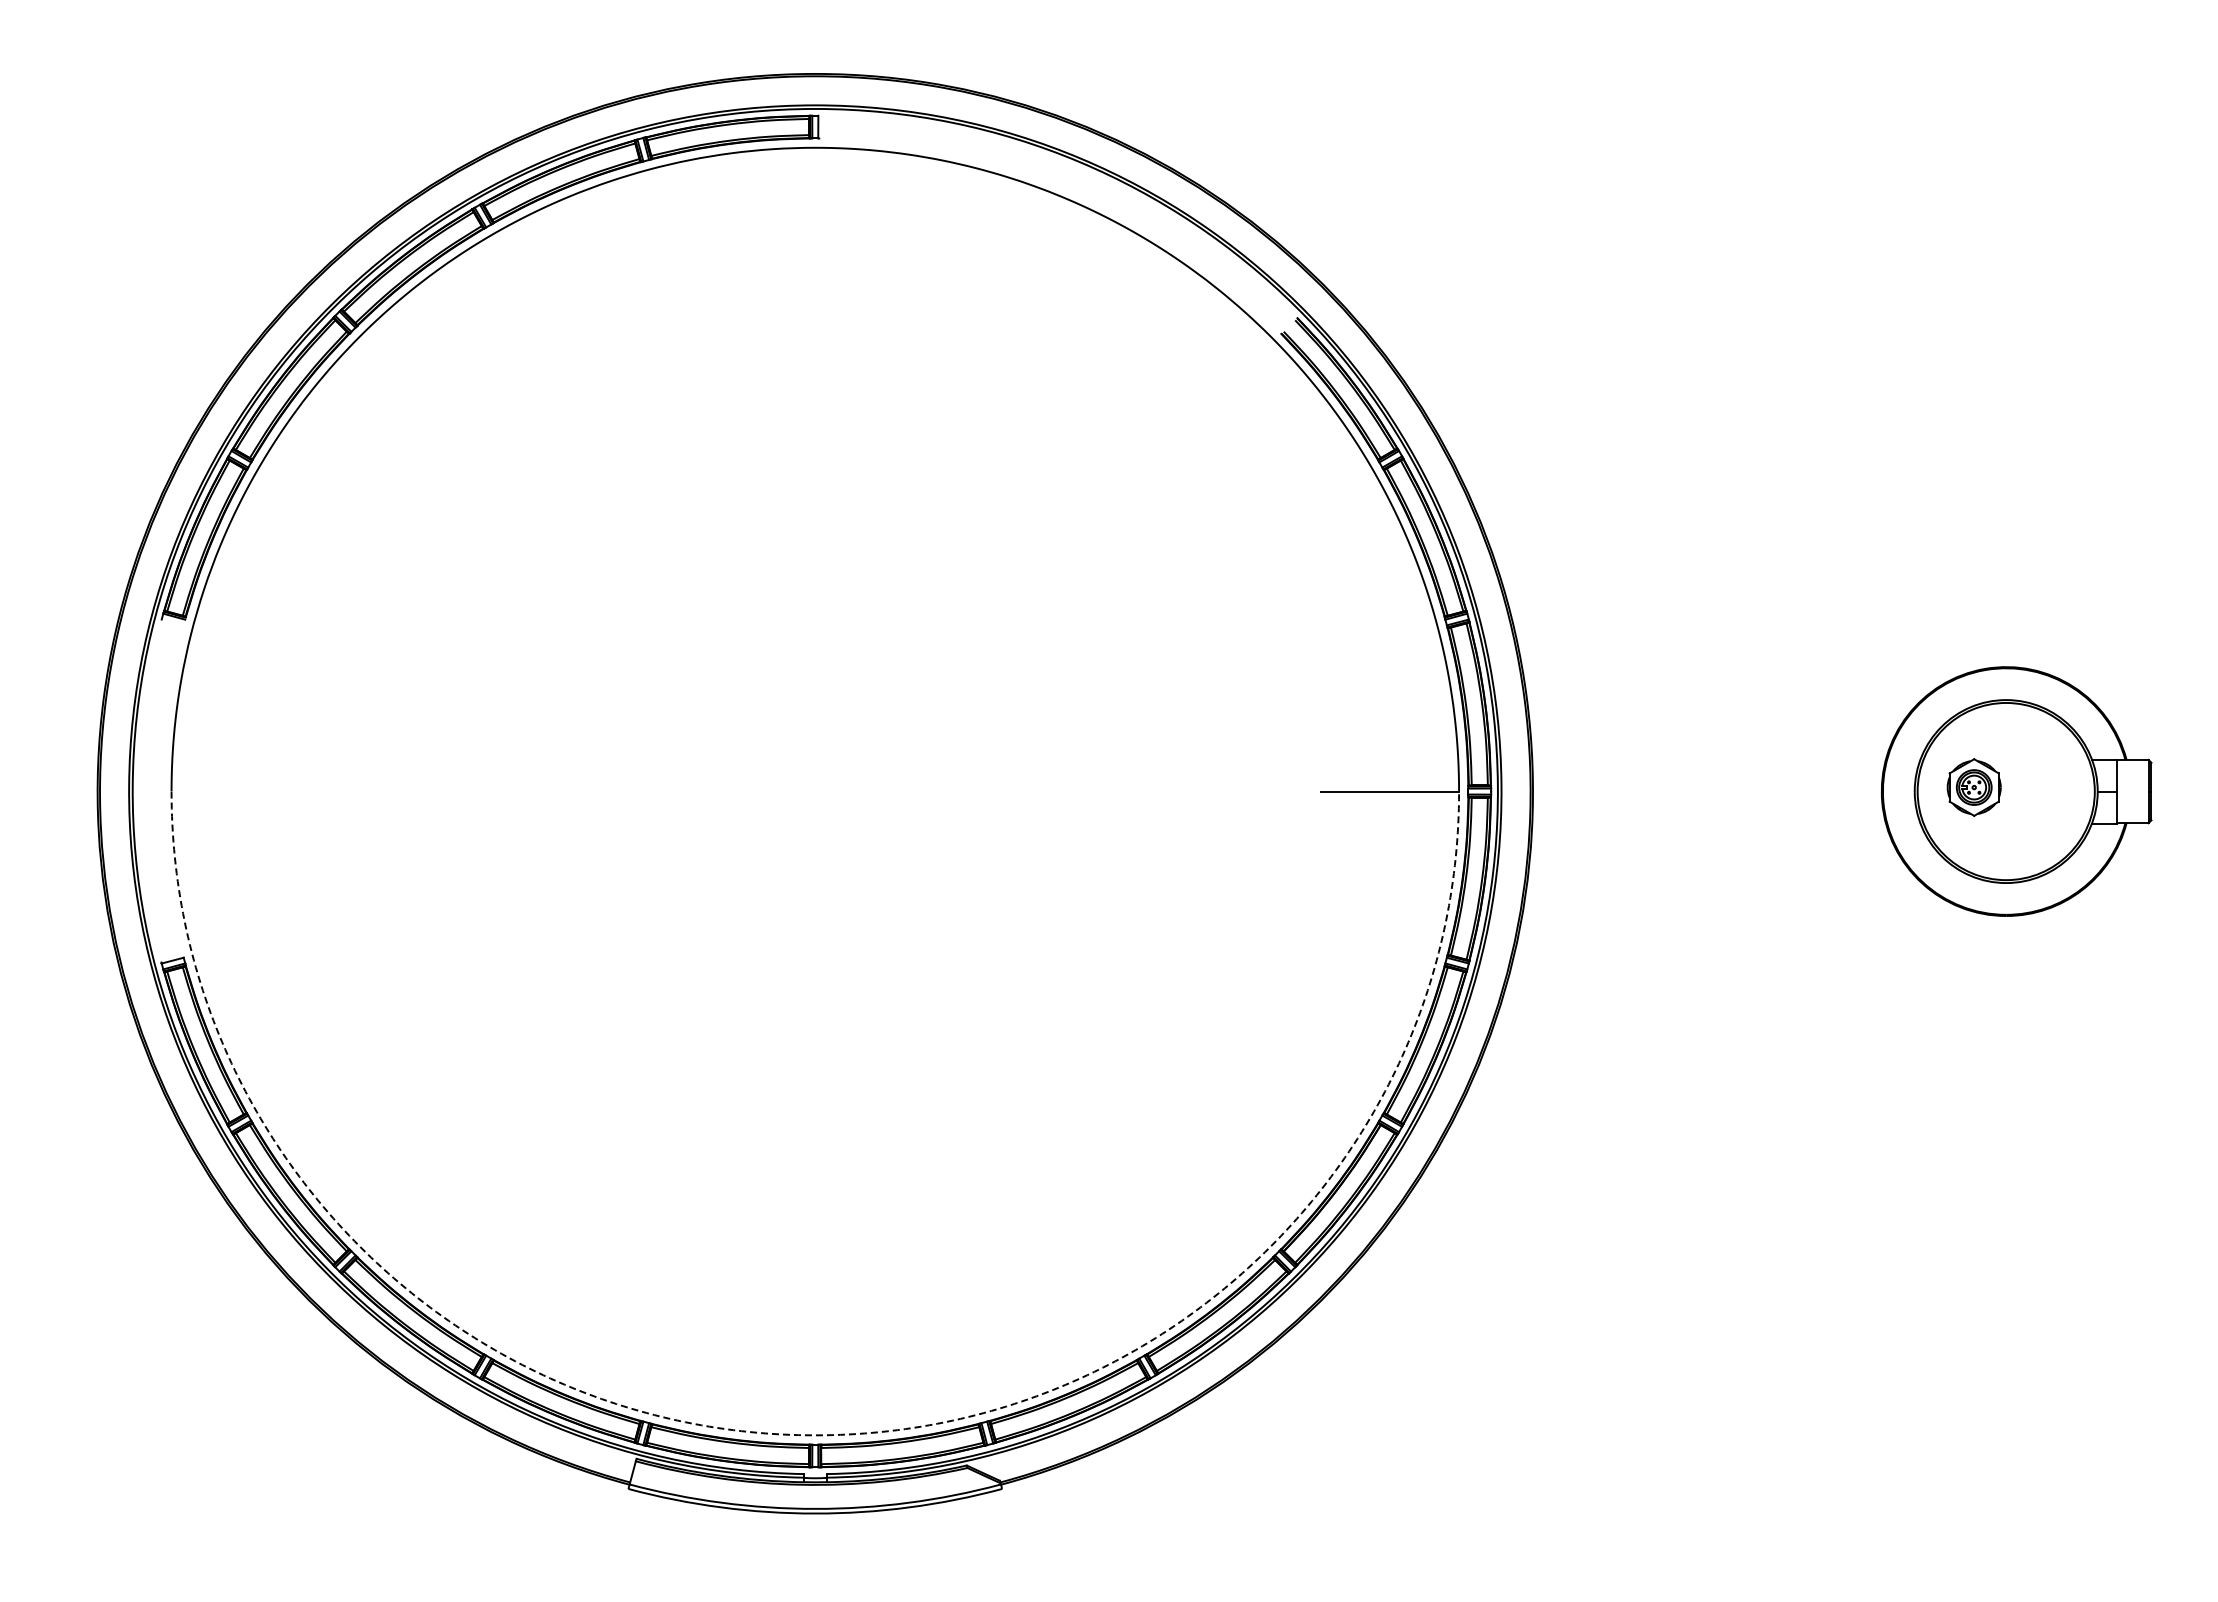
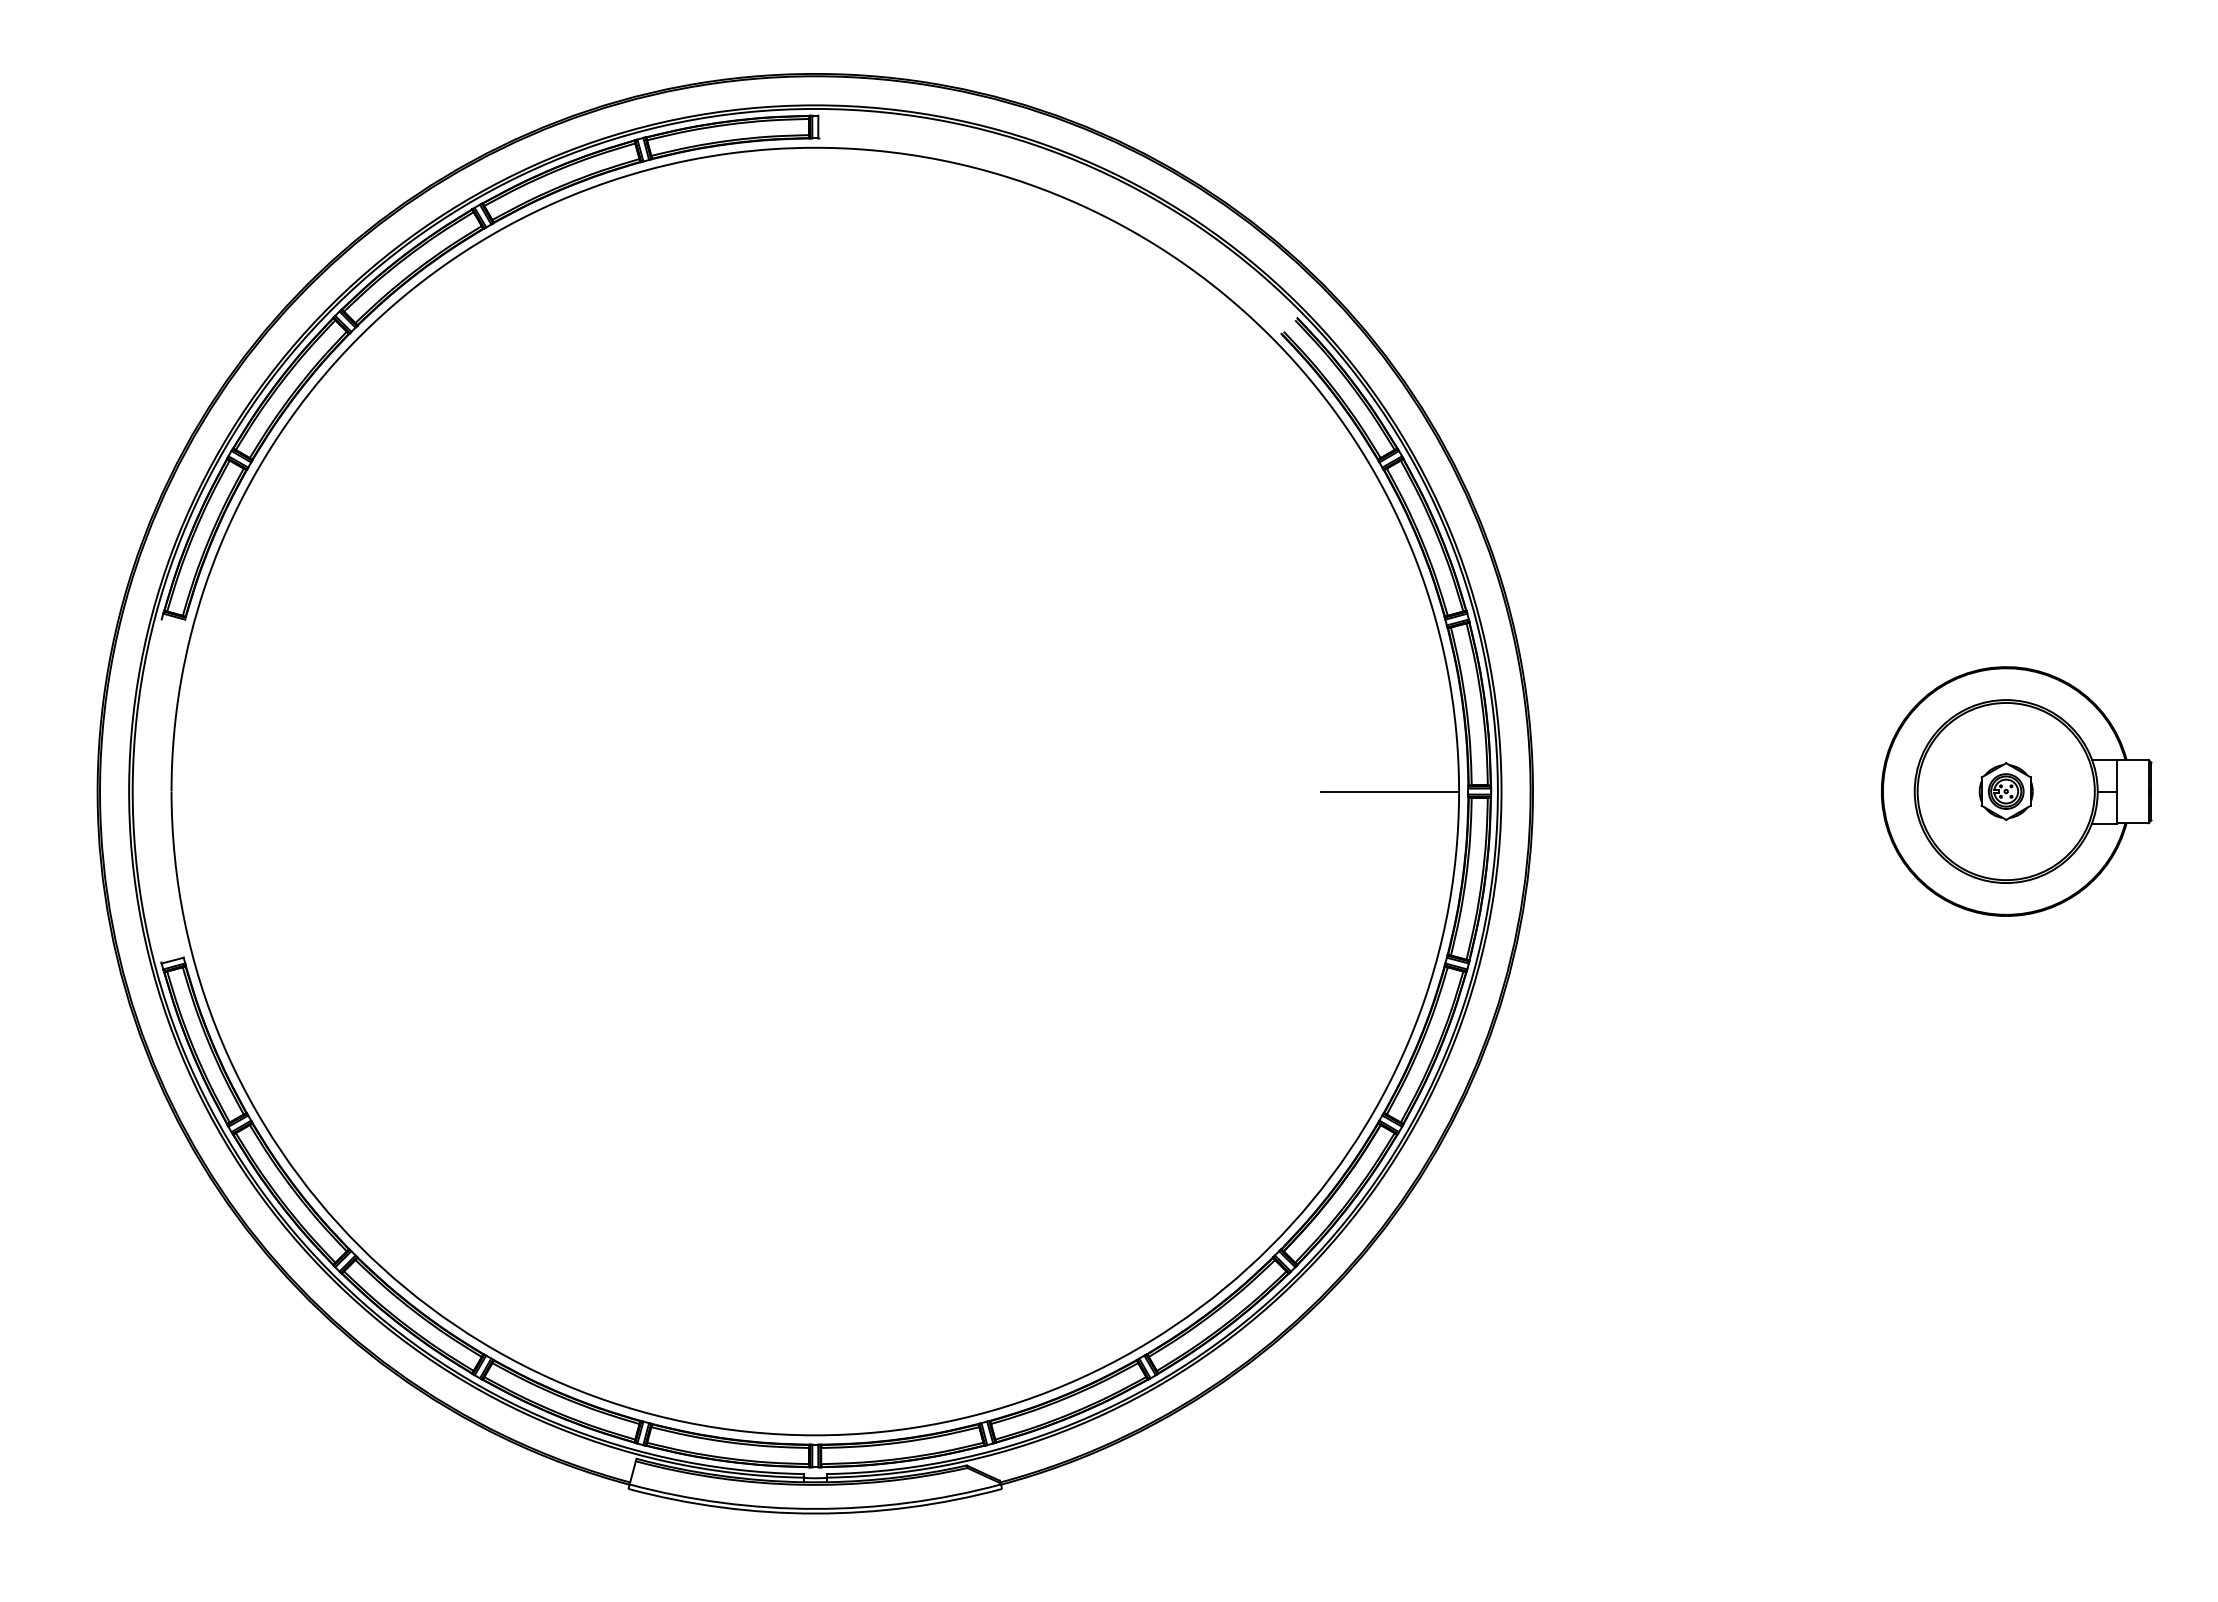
part position: (1973, 787) -> (2005, 791) (2005, 791)
arc: dashed -> solid (815, 1435)
